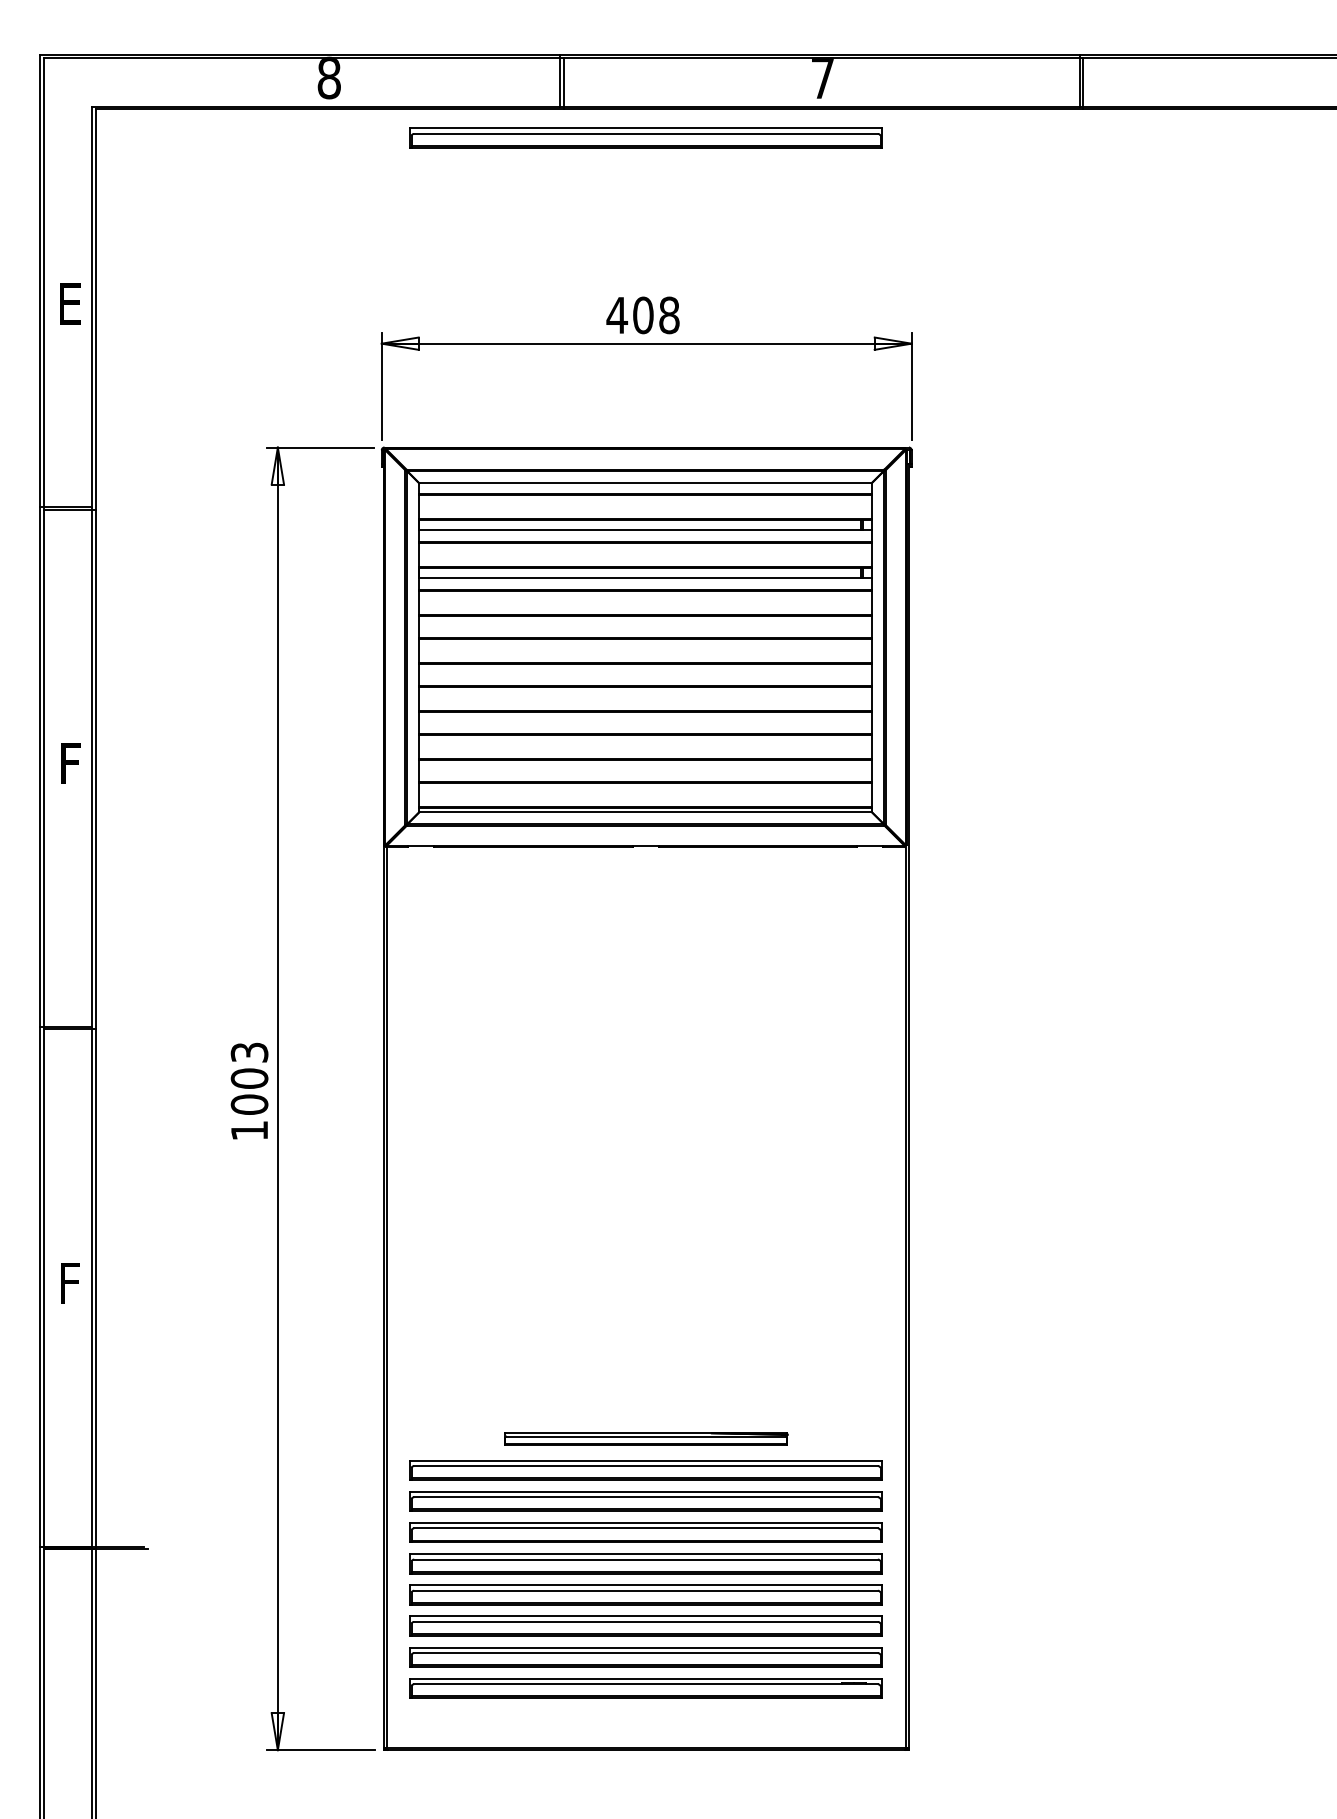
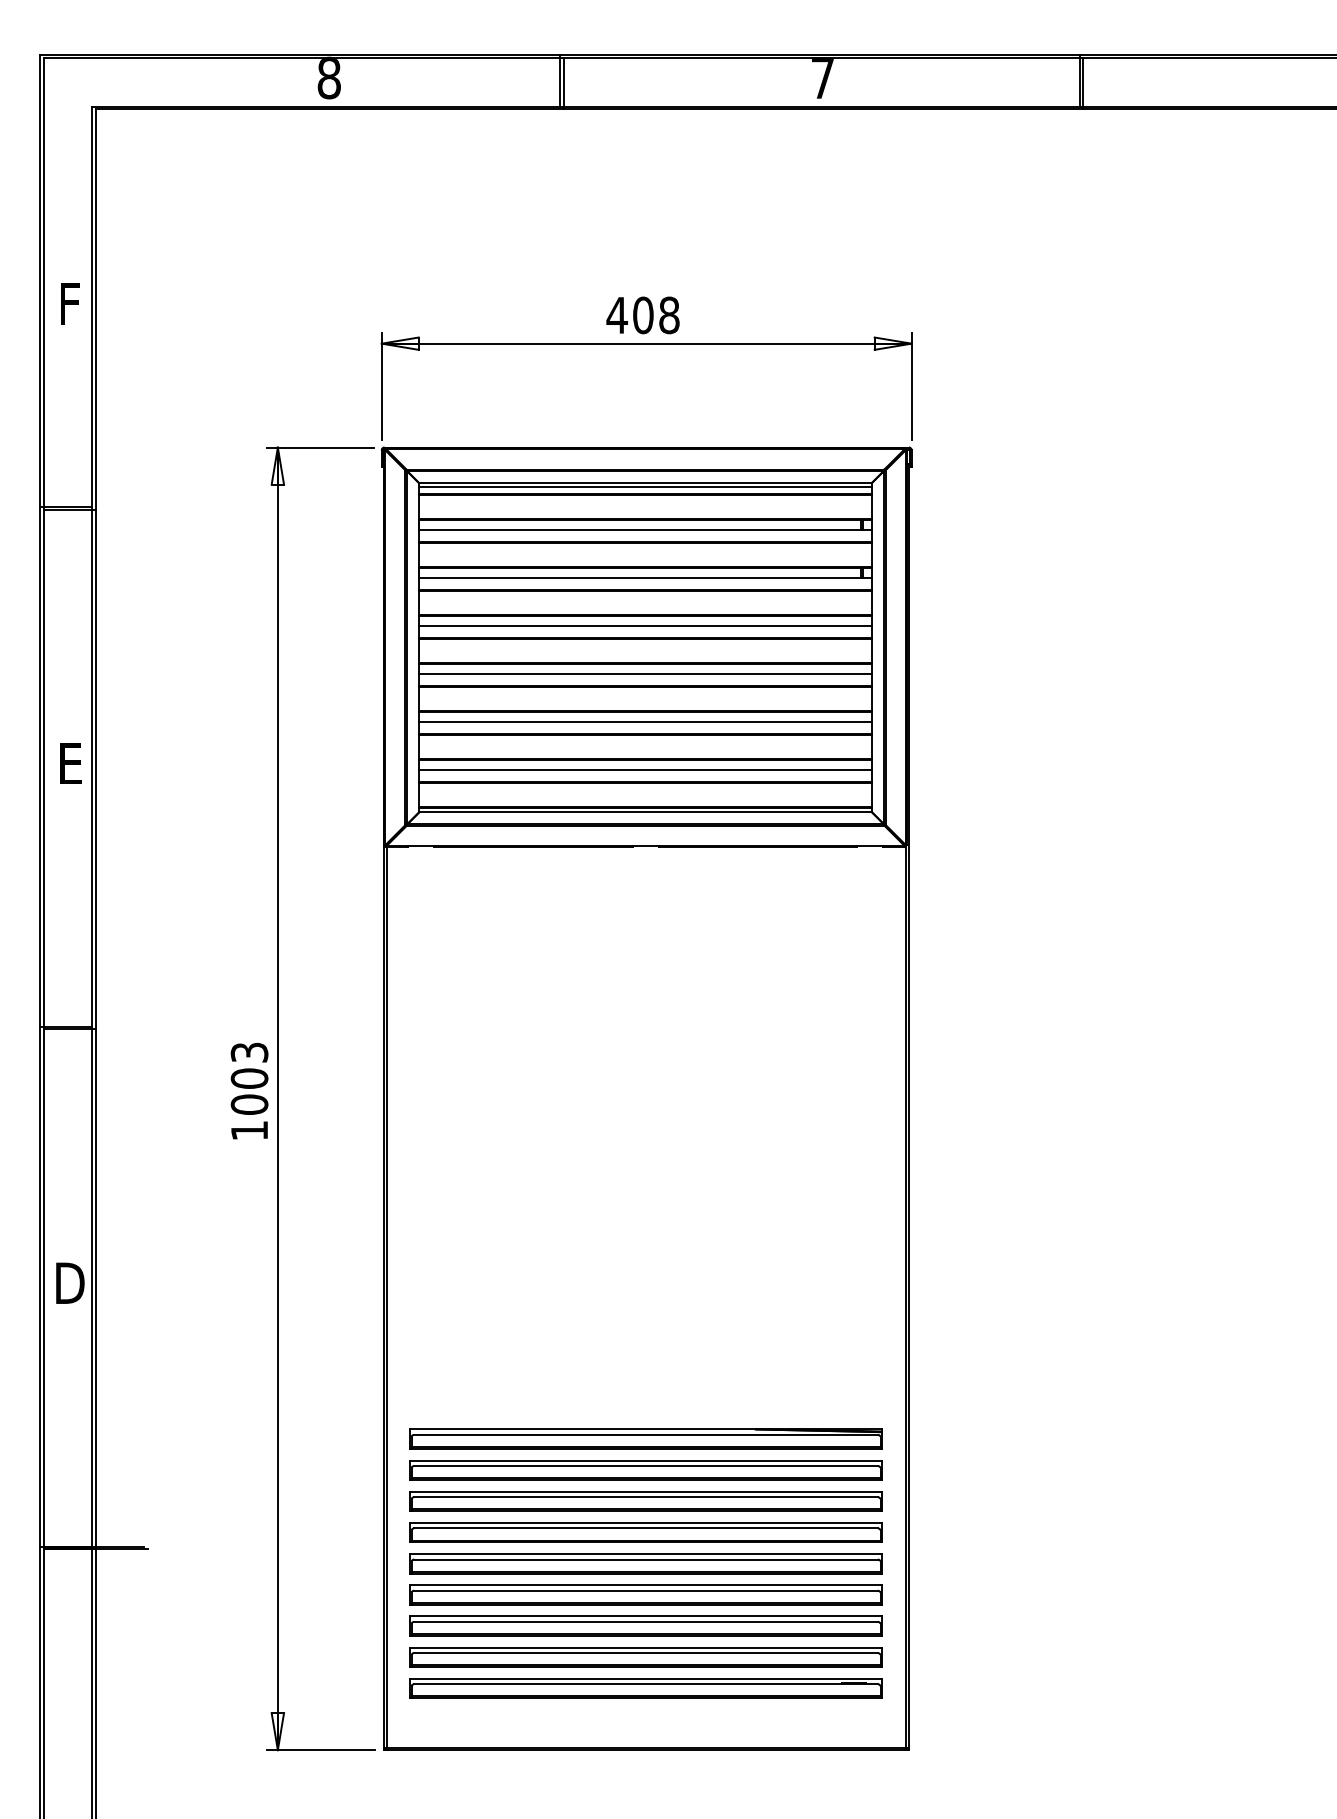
part: present -> none (645, 137)
text: E -> F (70, 303)
line: none -> present (645, 487)
line: none -> present (645, 626)
line: none -> present (645, 674)
line: none -> present (645, 722)
text: F -> E (70, 763)
line: none -> present (645, 770)
text: F -> D (70, 1282)
part size: 285x14 px -> 474x22 px (645, 1438)
